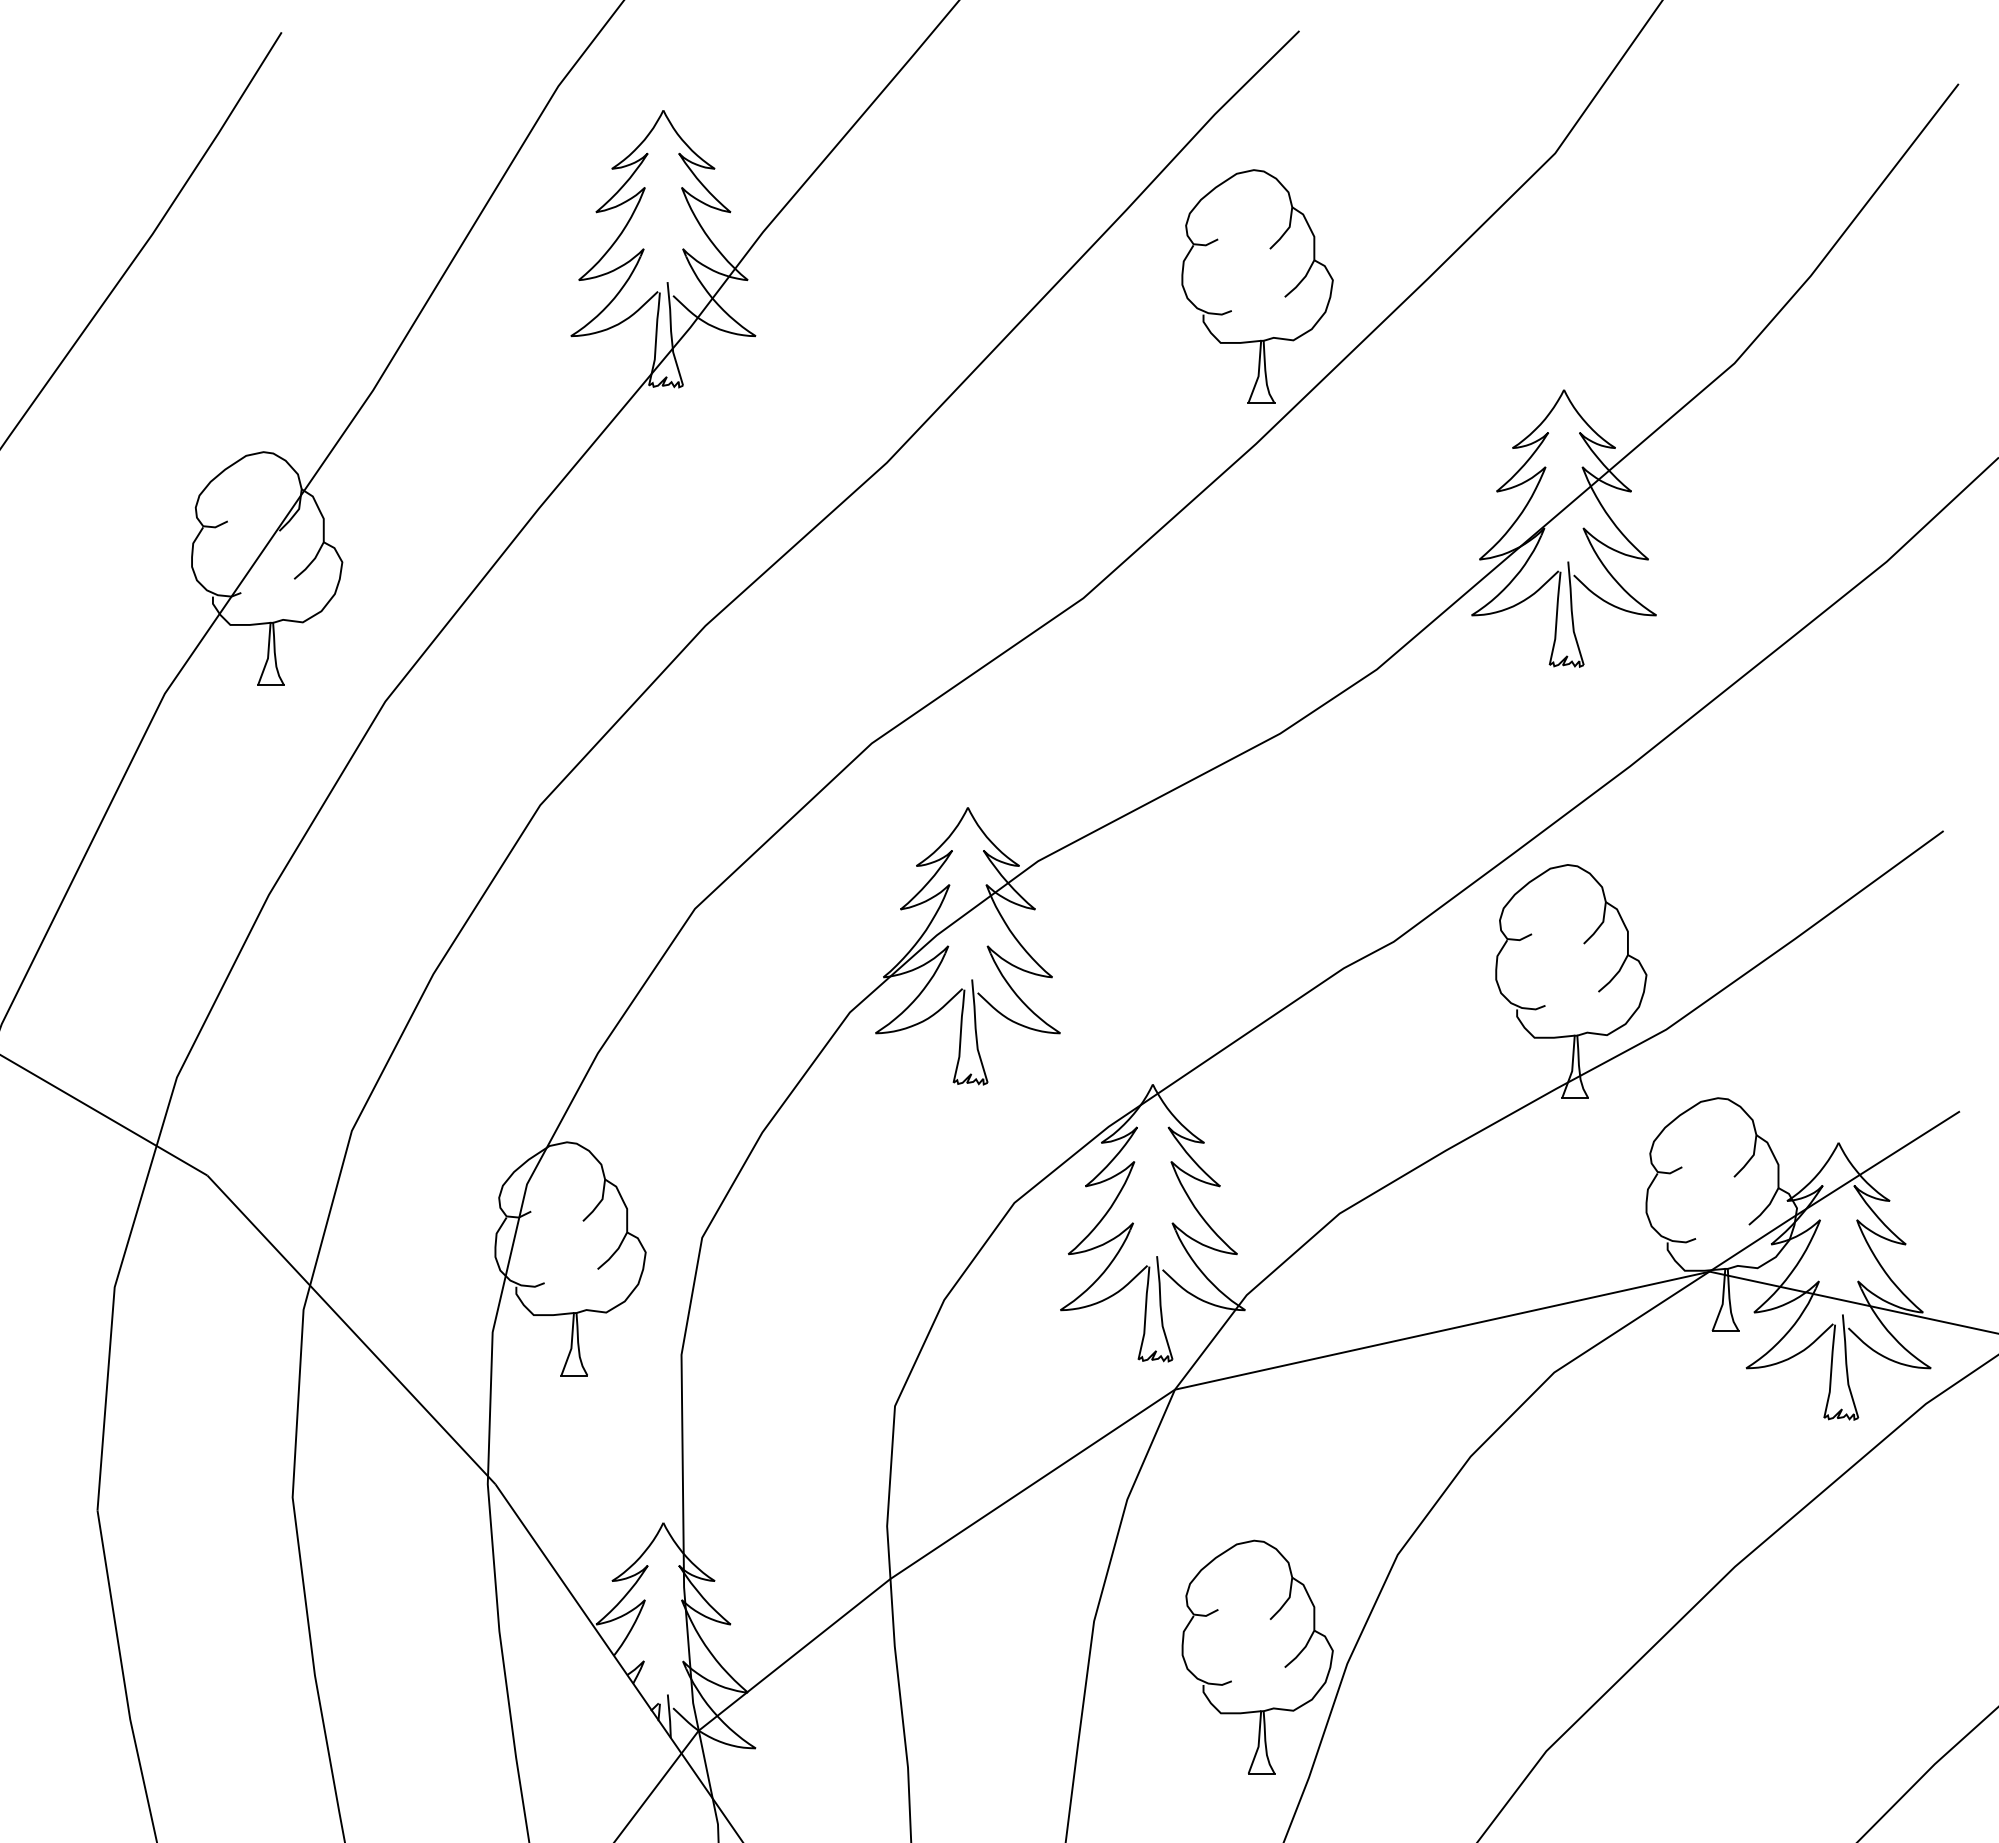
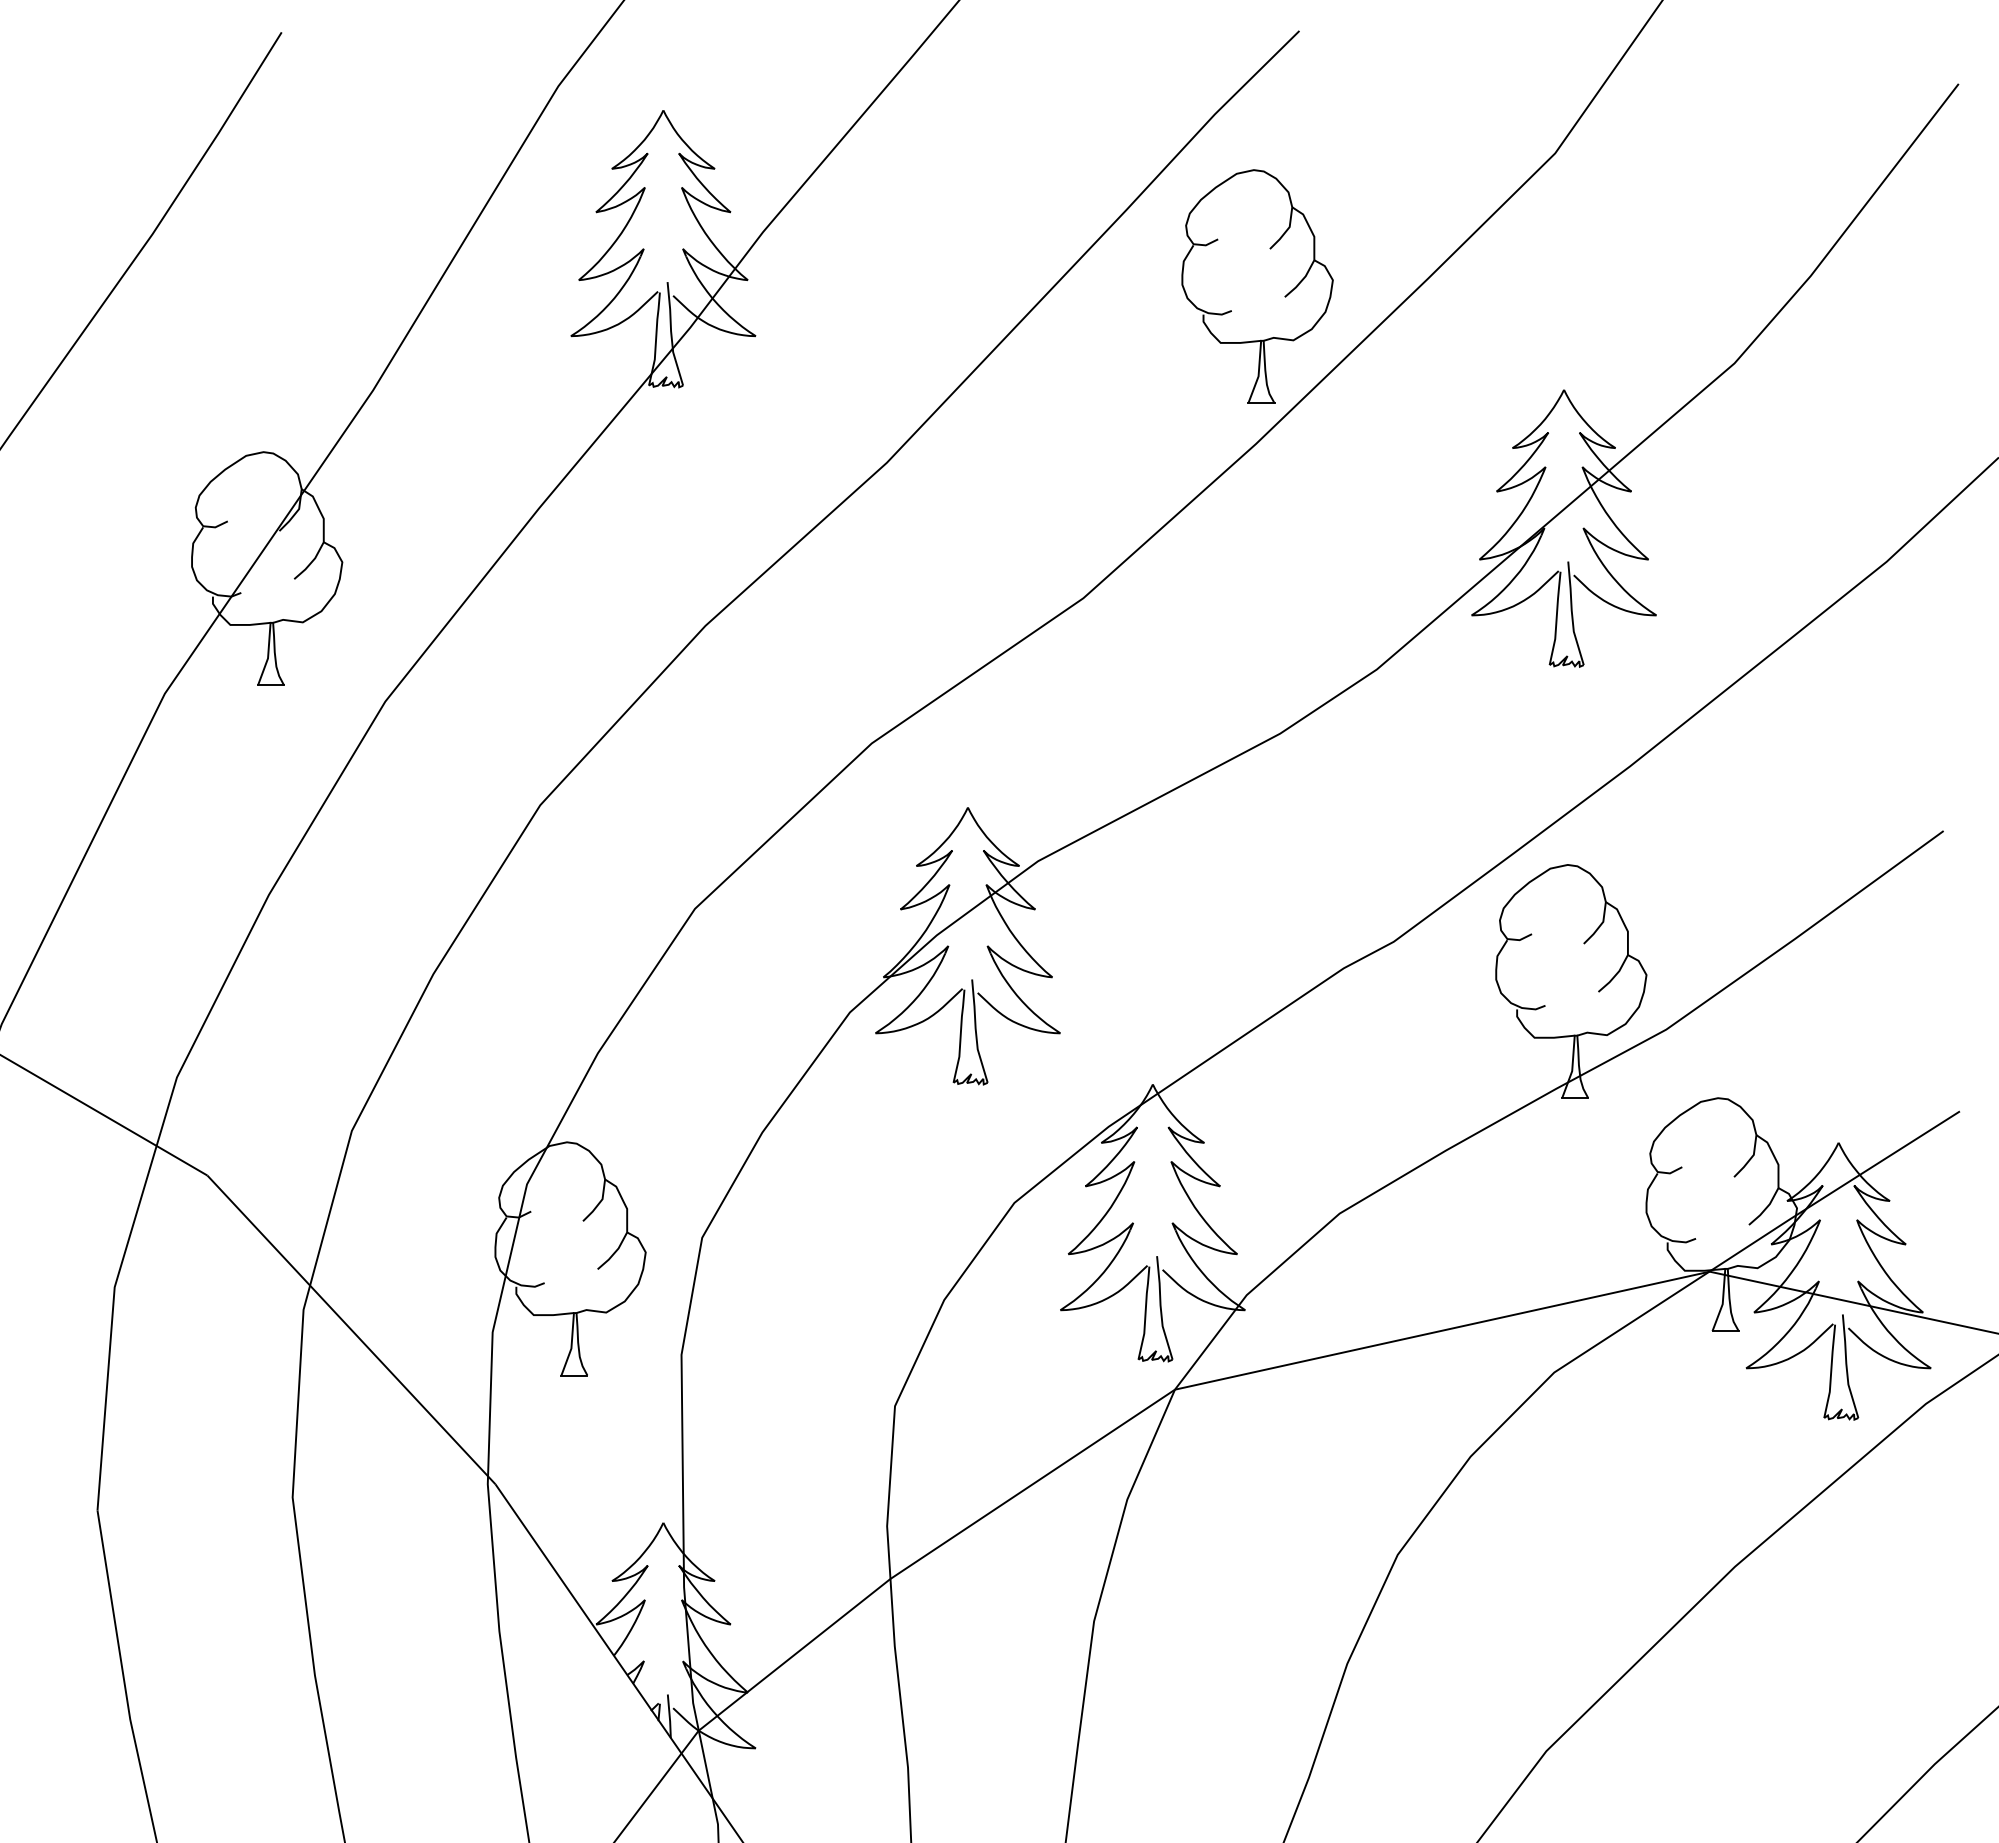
part: present -> none (1284, 1666)
